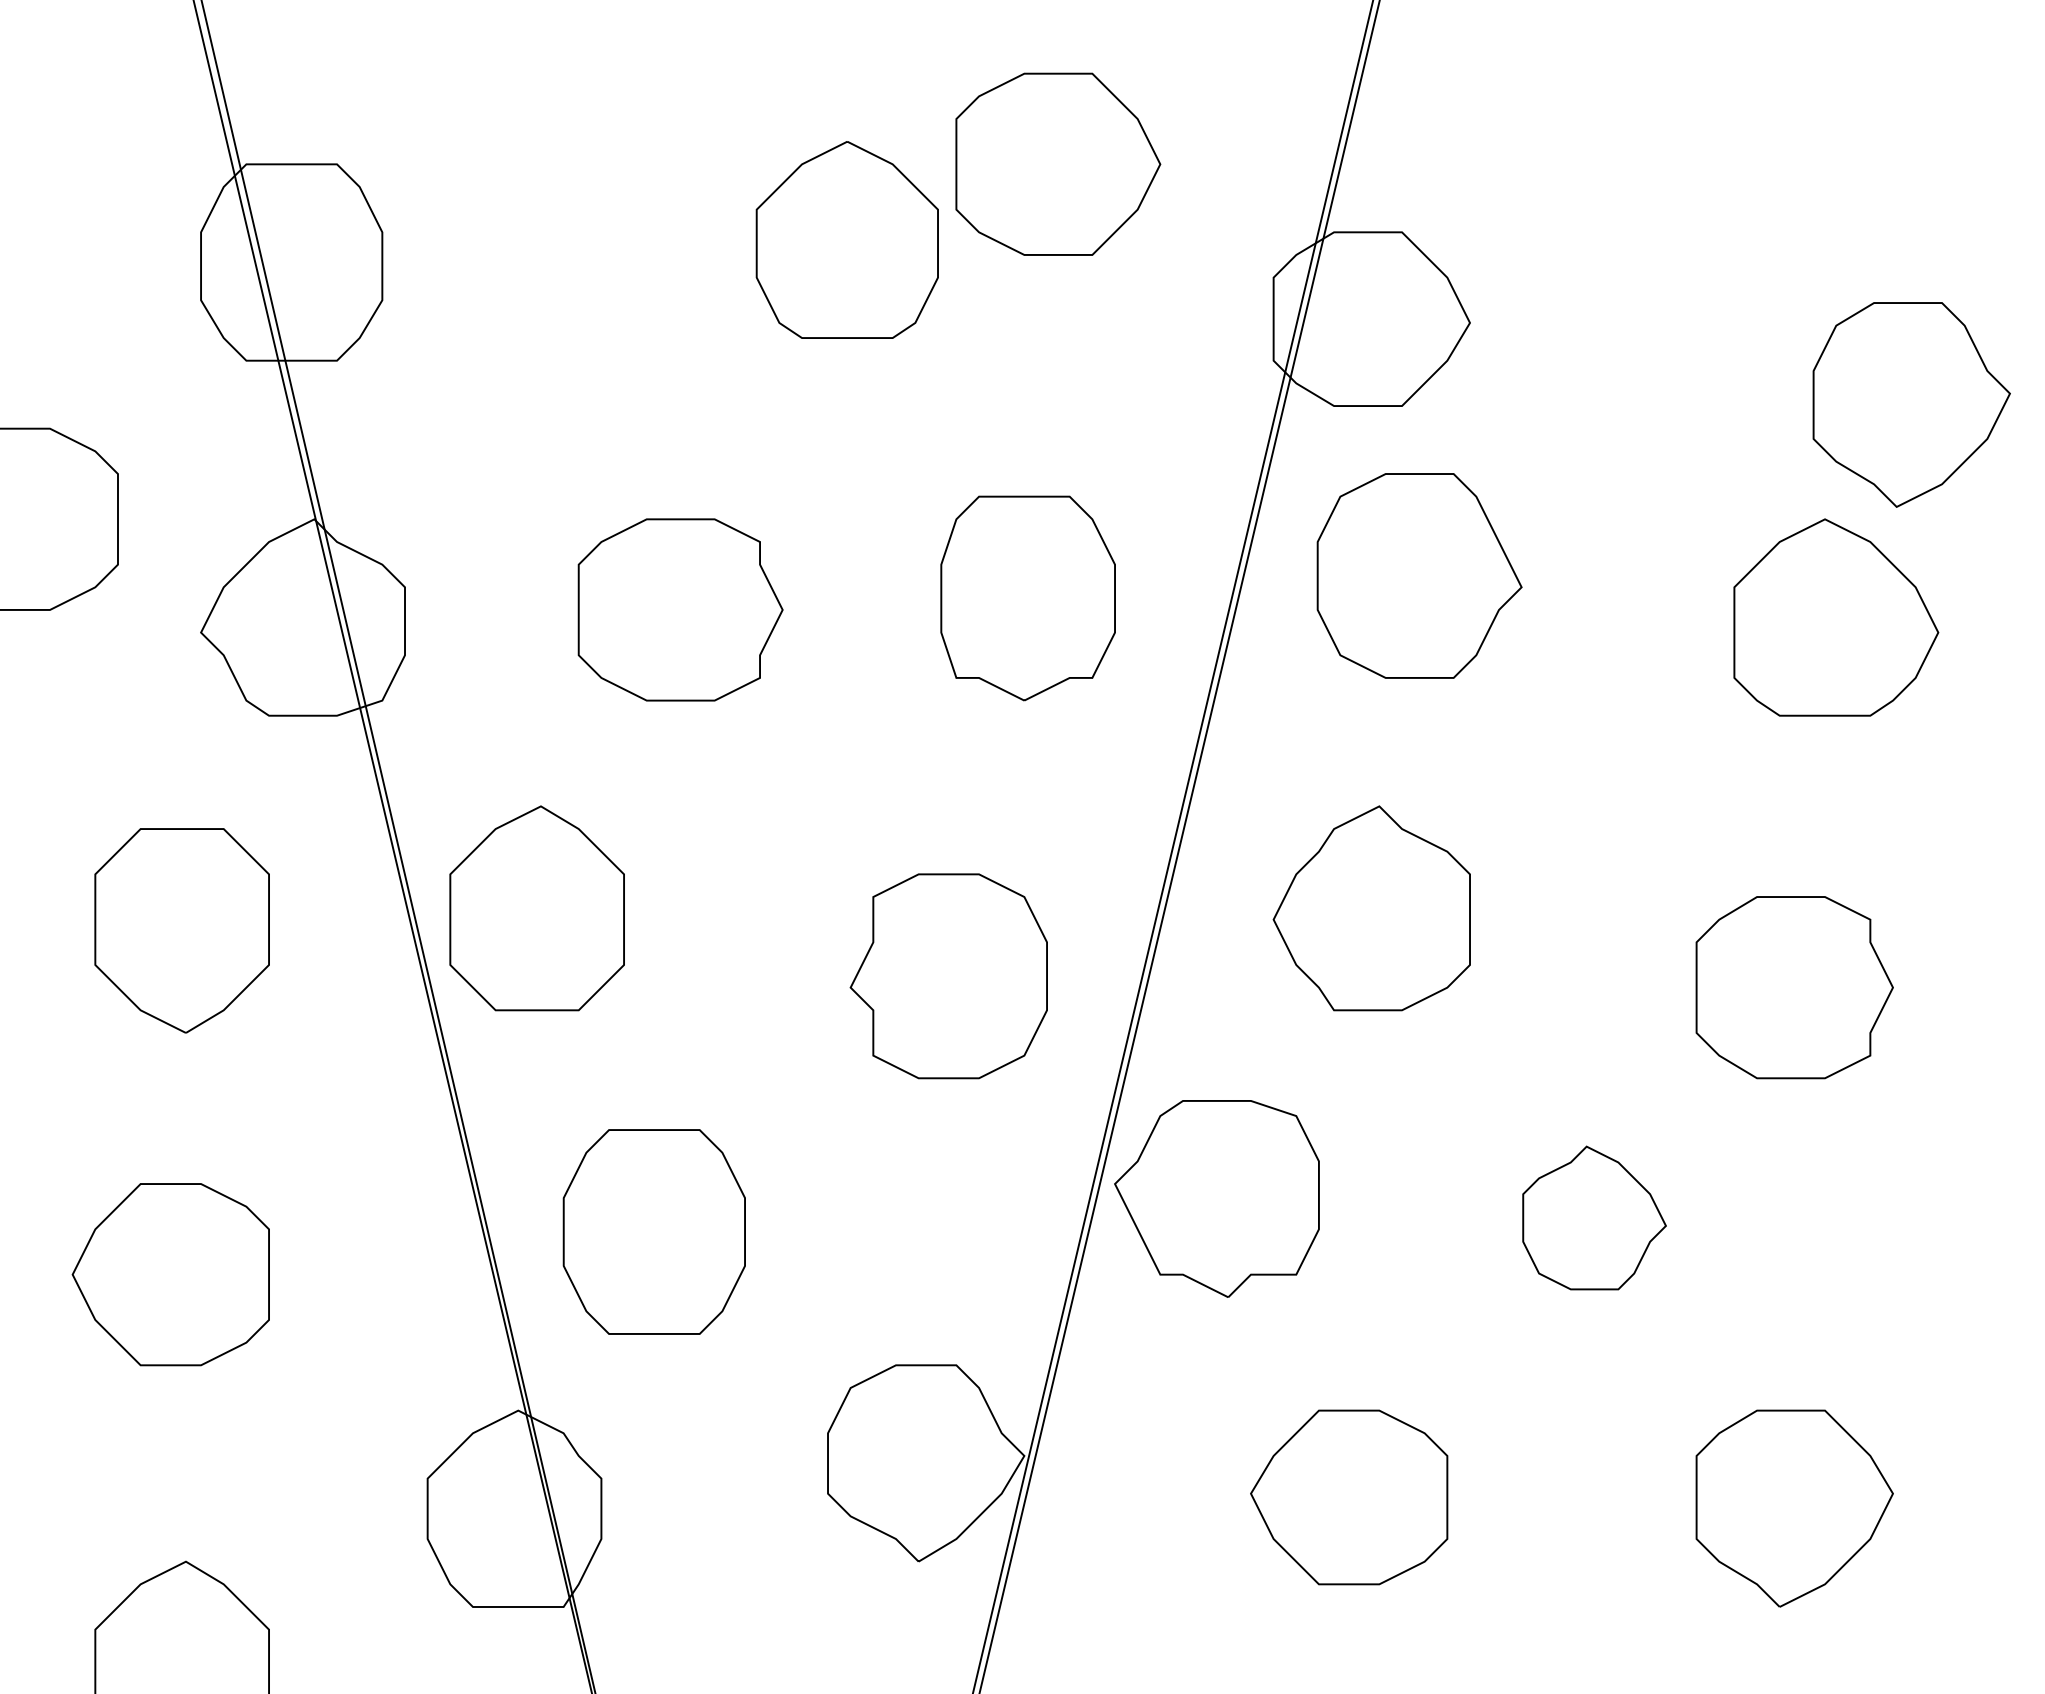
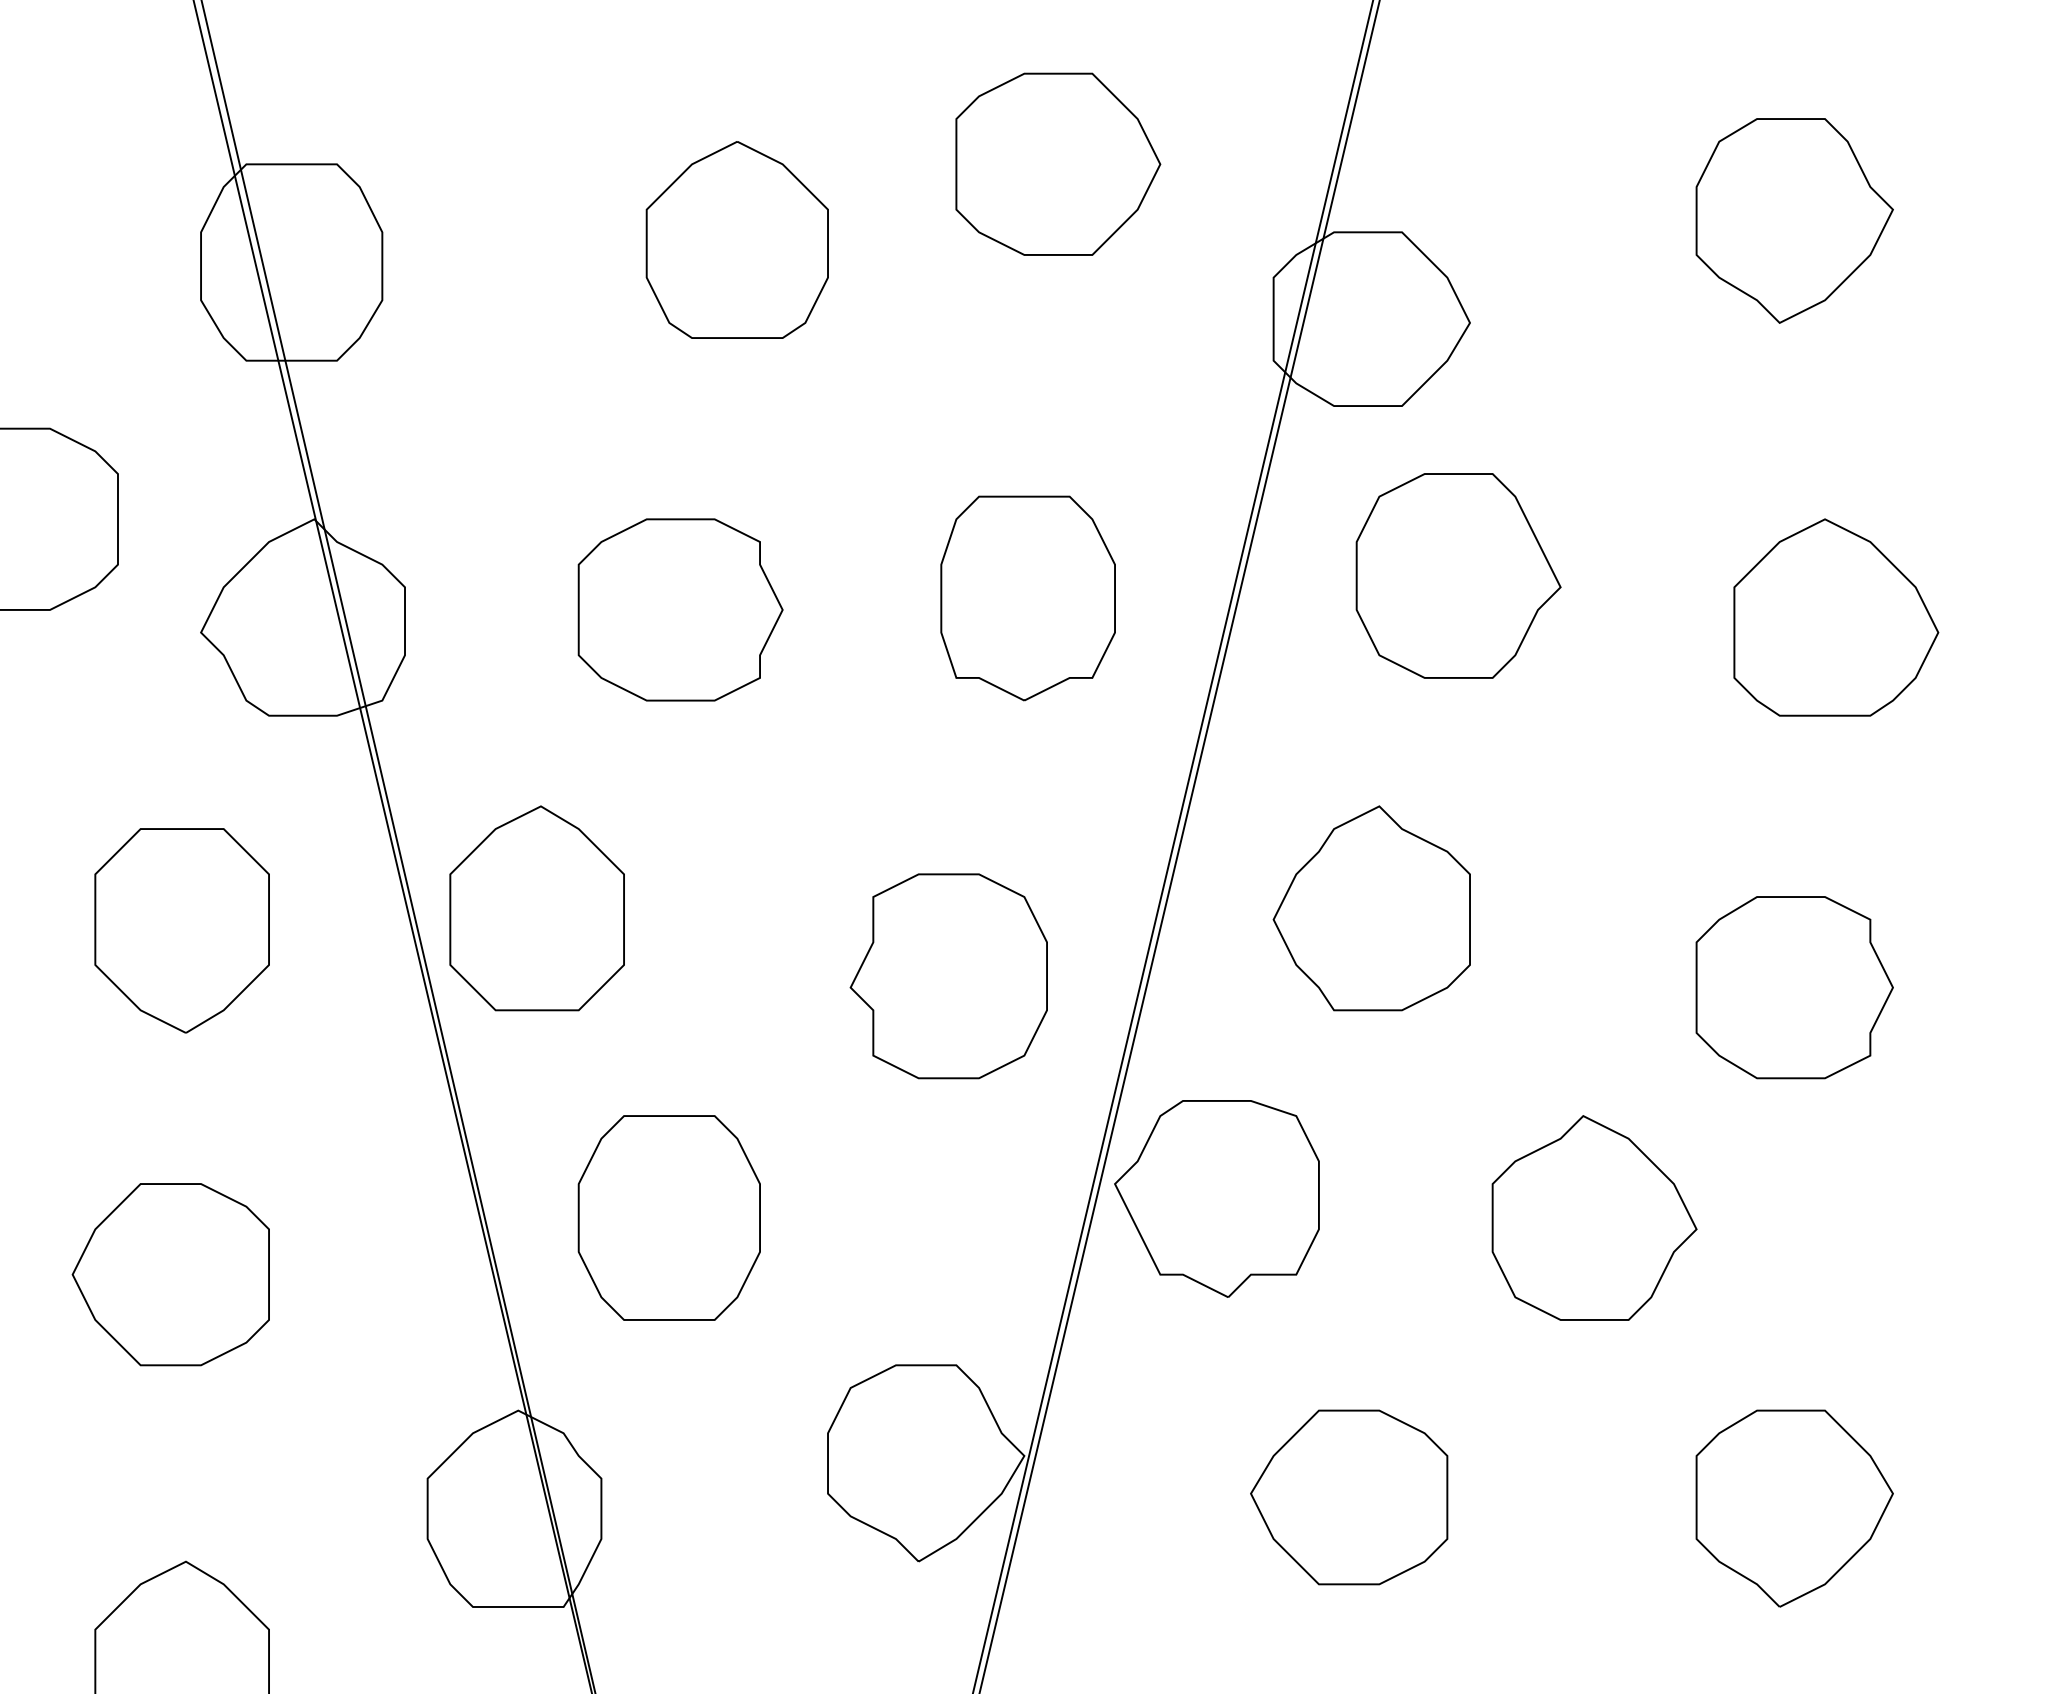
part position: (846, 239) -> (736, 239) (736, 239)
part position: (1911, 404) -> (1794, 220) (1794, 220)
part position: (1419, 575) -> (1458, 575) (1458, 575)
part size: 145x146 px -> 207x206 px (1594, 1217)
part position: (653, 1231) -> (668, 1217) (668, 1217)
